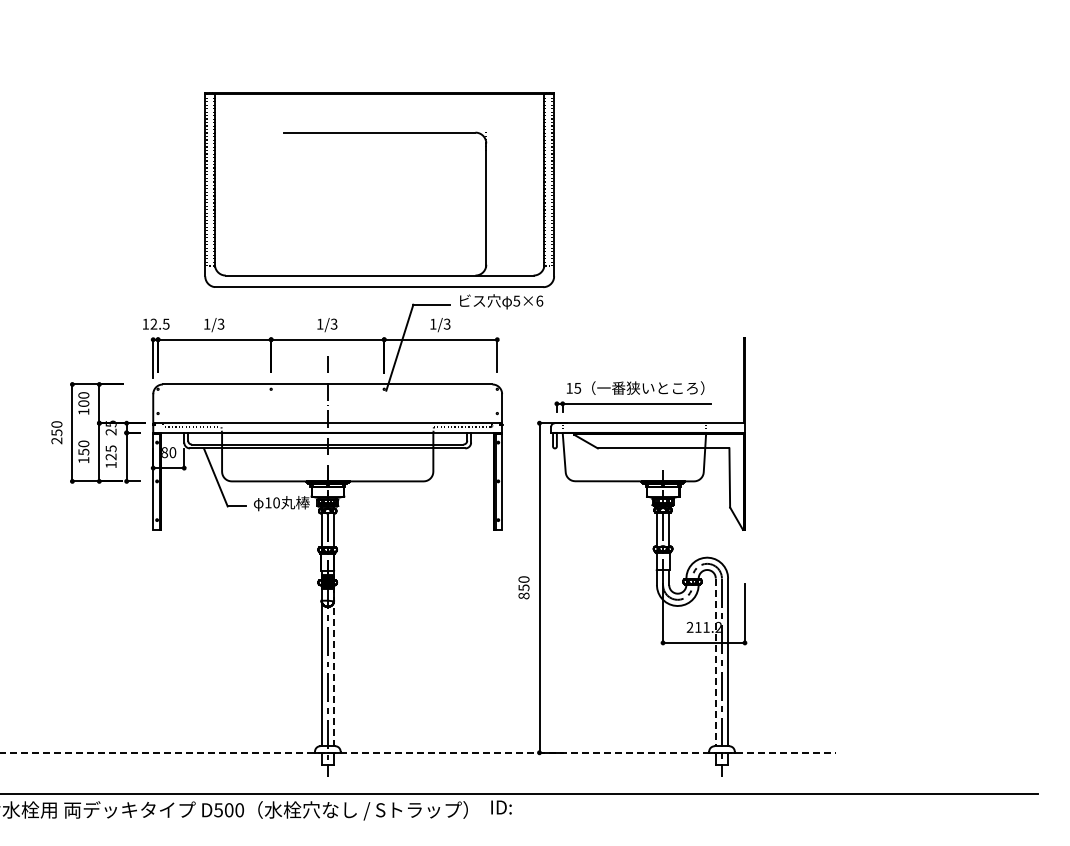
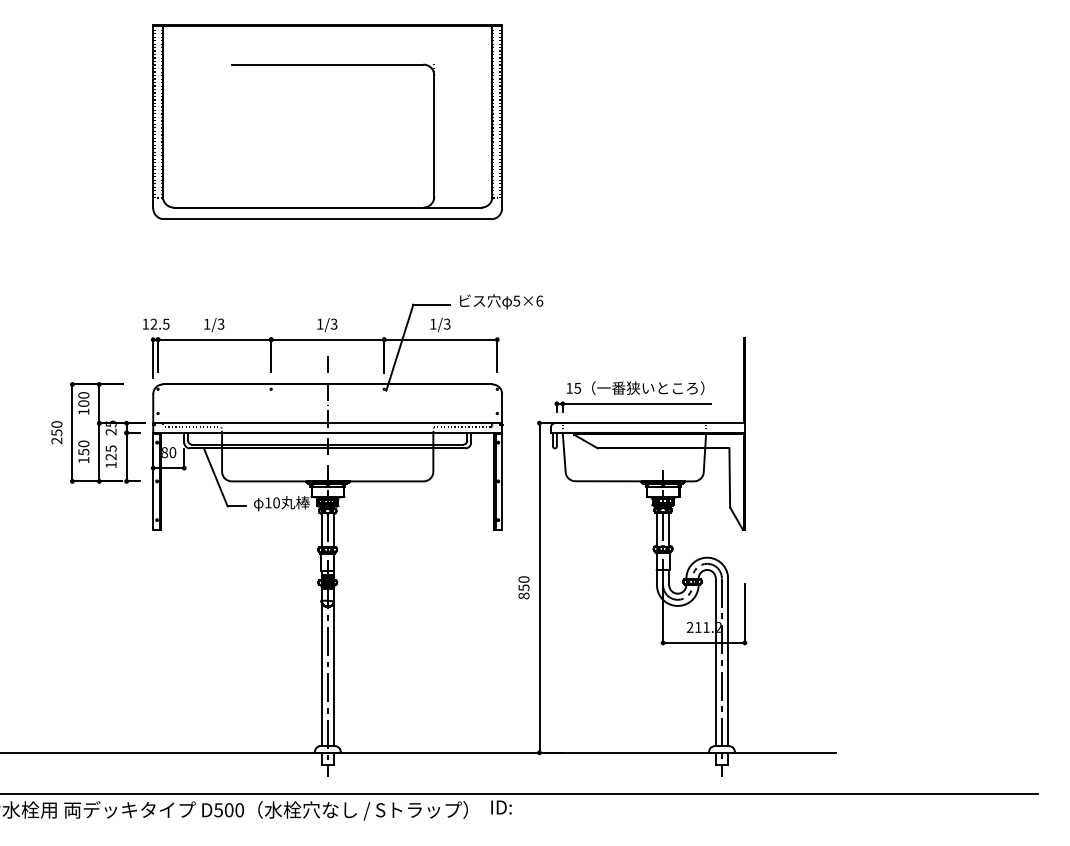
part position: (379, 189) -> (327, 121) (327, 121)
line: dashed -> solid (715, 662)
line: dashed -> solid (333, 666)
line: dashed -> solid (418, 752)
